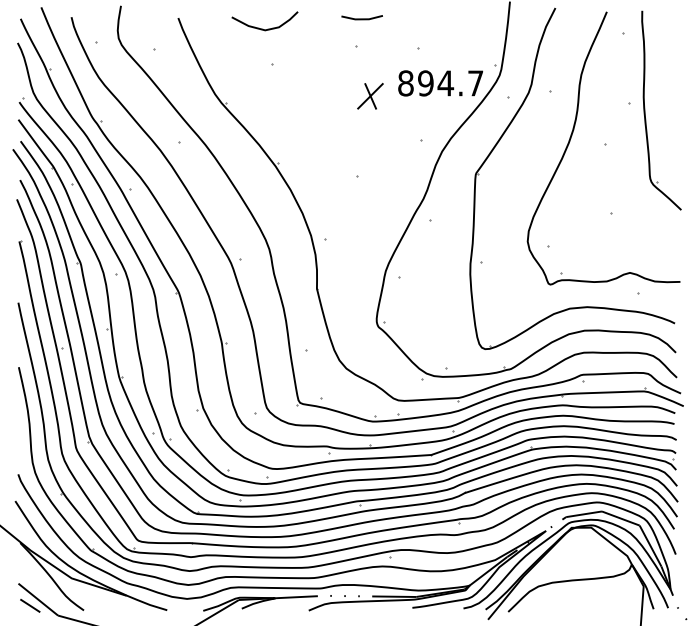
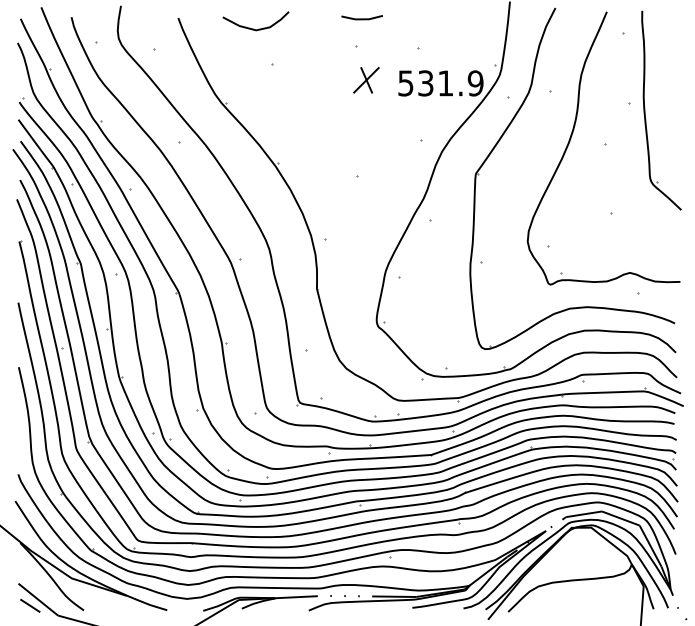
curve position: (262, 28) -> (253, 28) (253, 28)
text: 894.7 -> 531.9 (440, 83)
part position: (370, 96) -> (366, 80) (366, 80)
